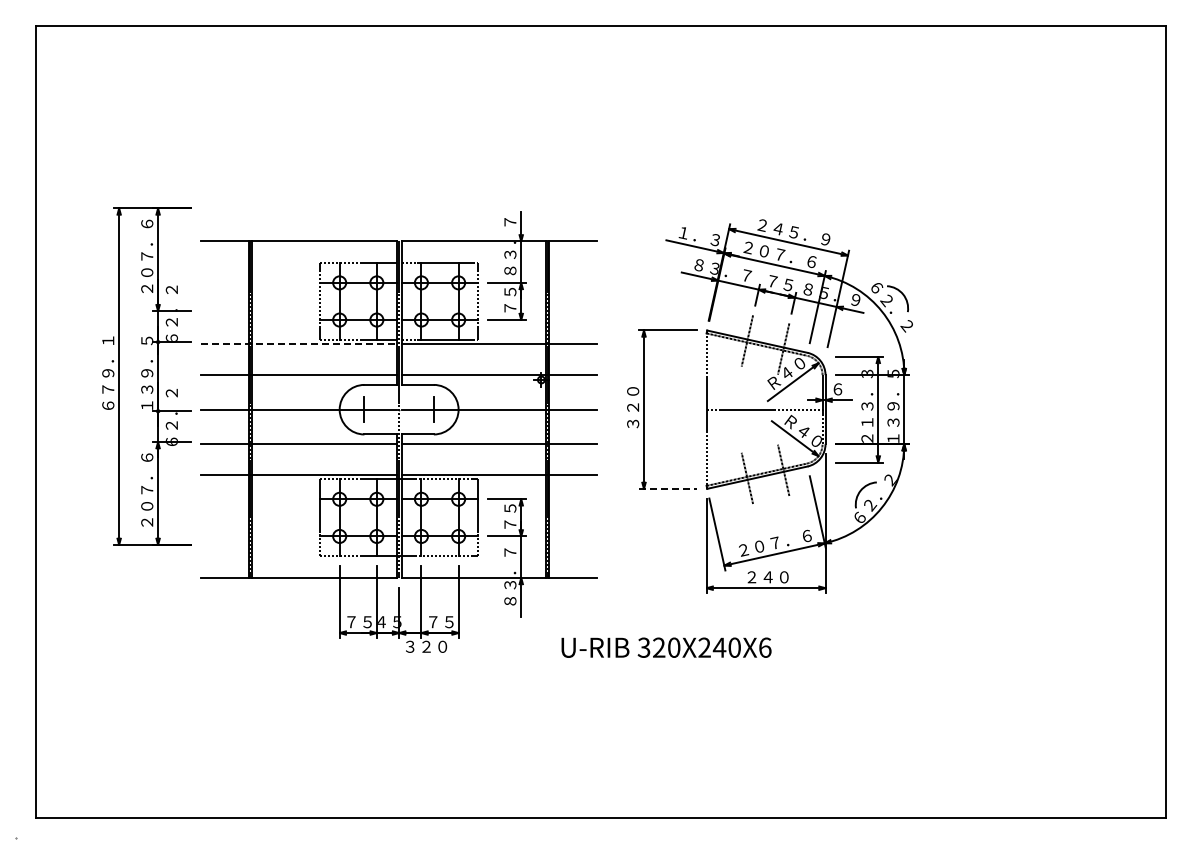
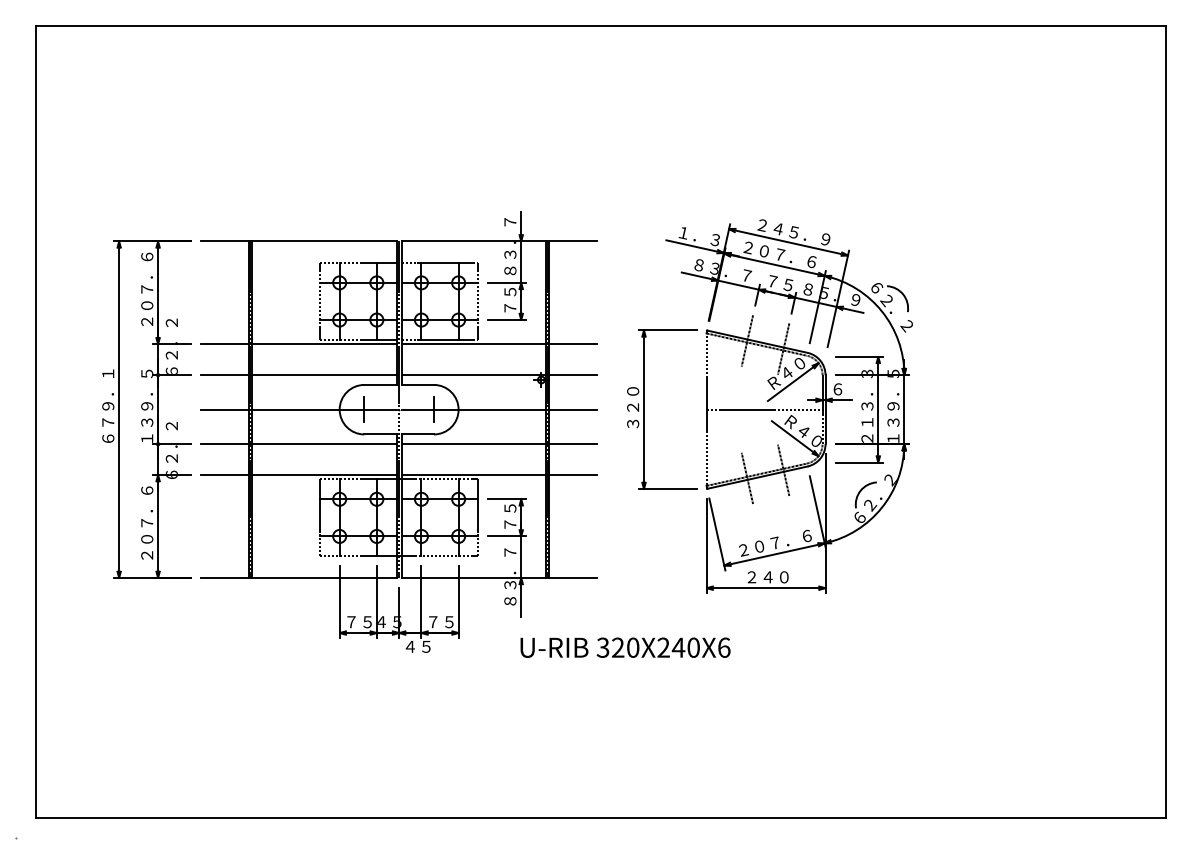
line: dashed -> solid (298, 344)
part position: (146, 376) -> (146, 409) (146, 409)
line: dashed -> solid (667, 488)
text: ３２０ -> ４５ (426, 646)
text position: (666, 647) -> (625, 647) (625, 647)
